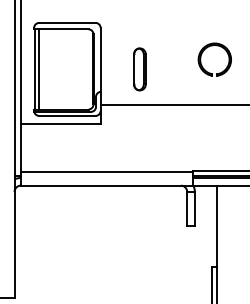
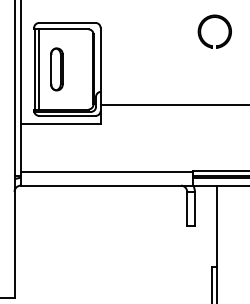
part position: (209, 47) -> (209, 19) (209, 19)
part position: (139, 69) -> (56, 69) (56, 69)
